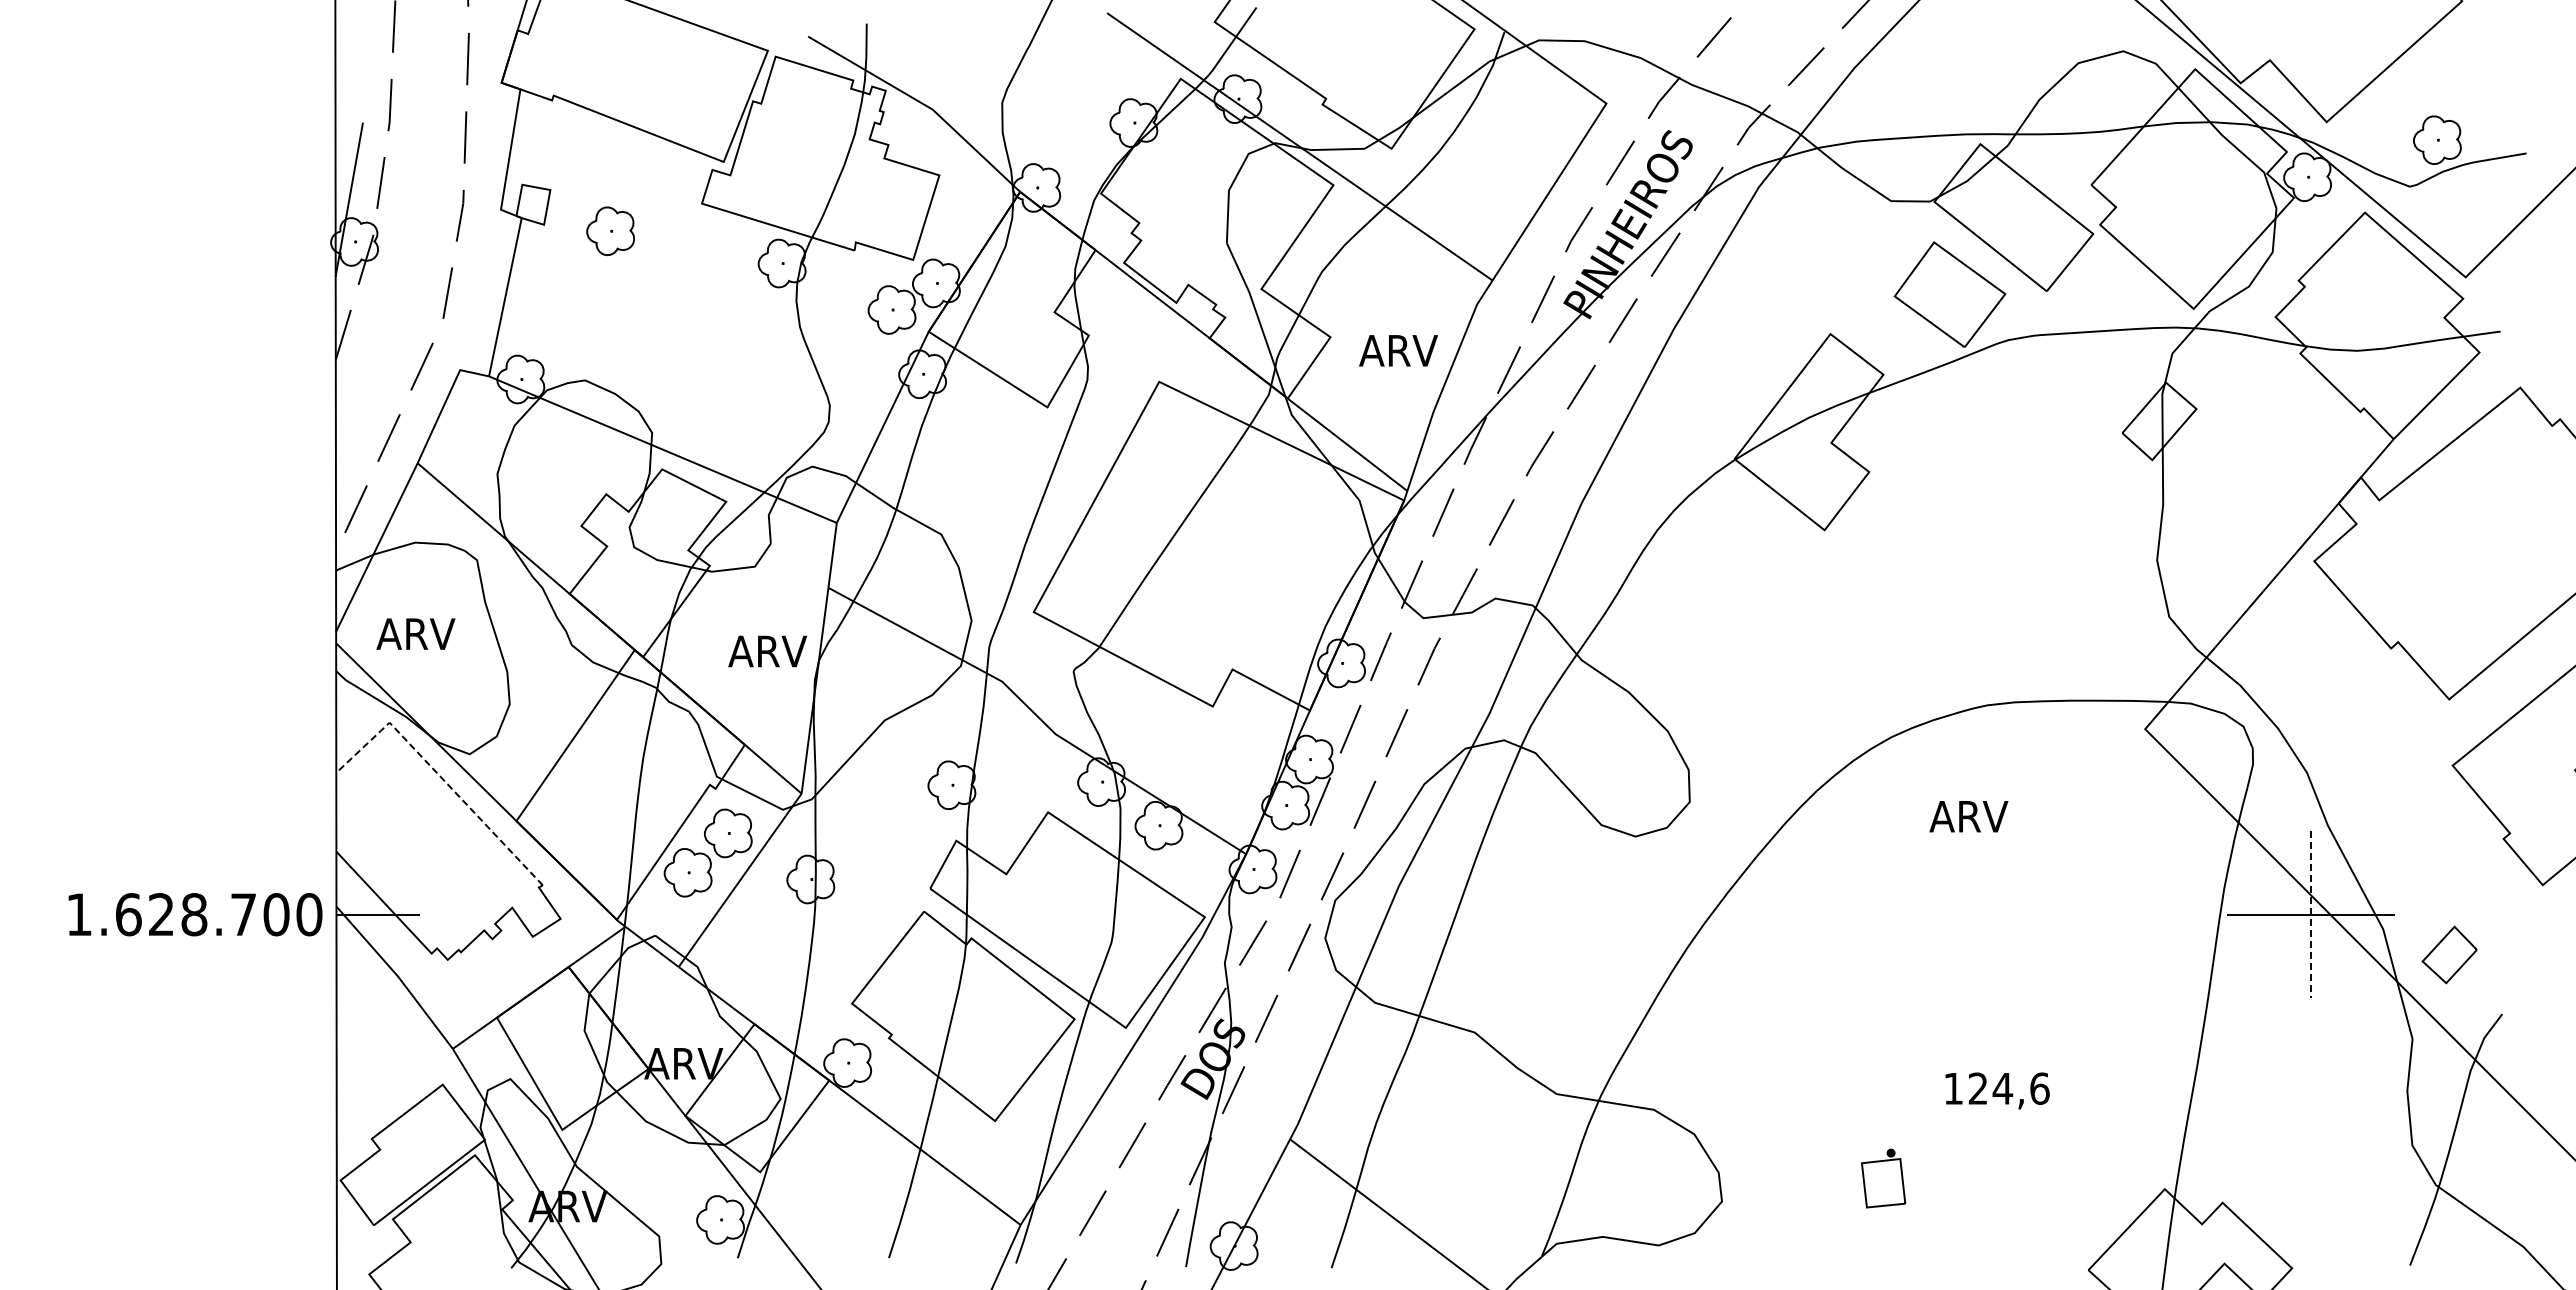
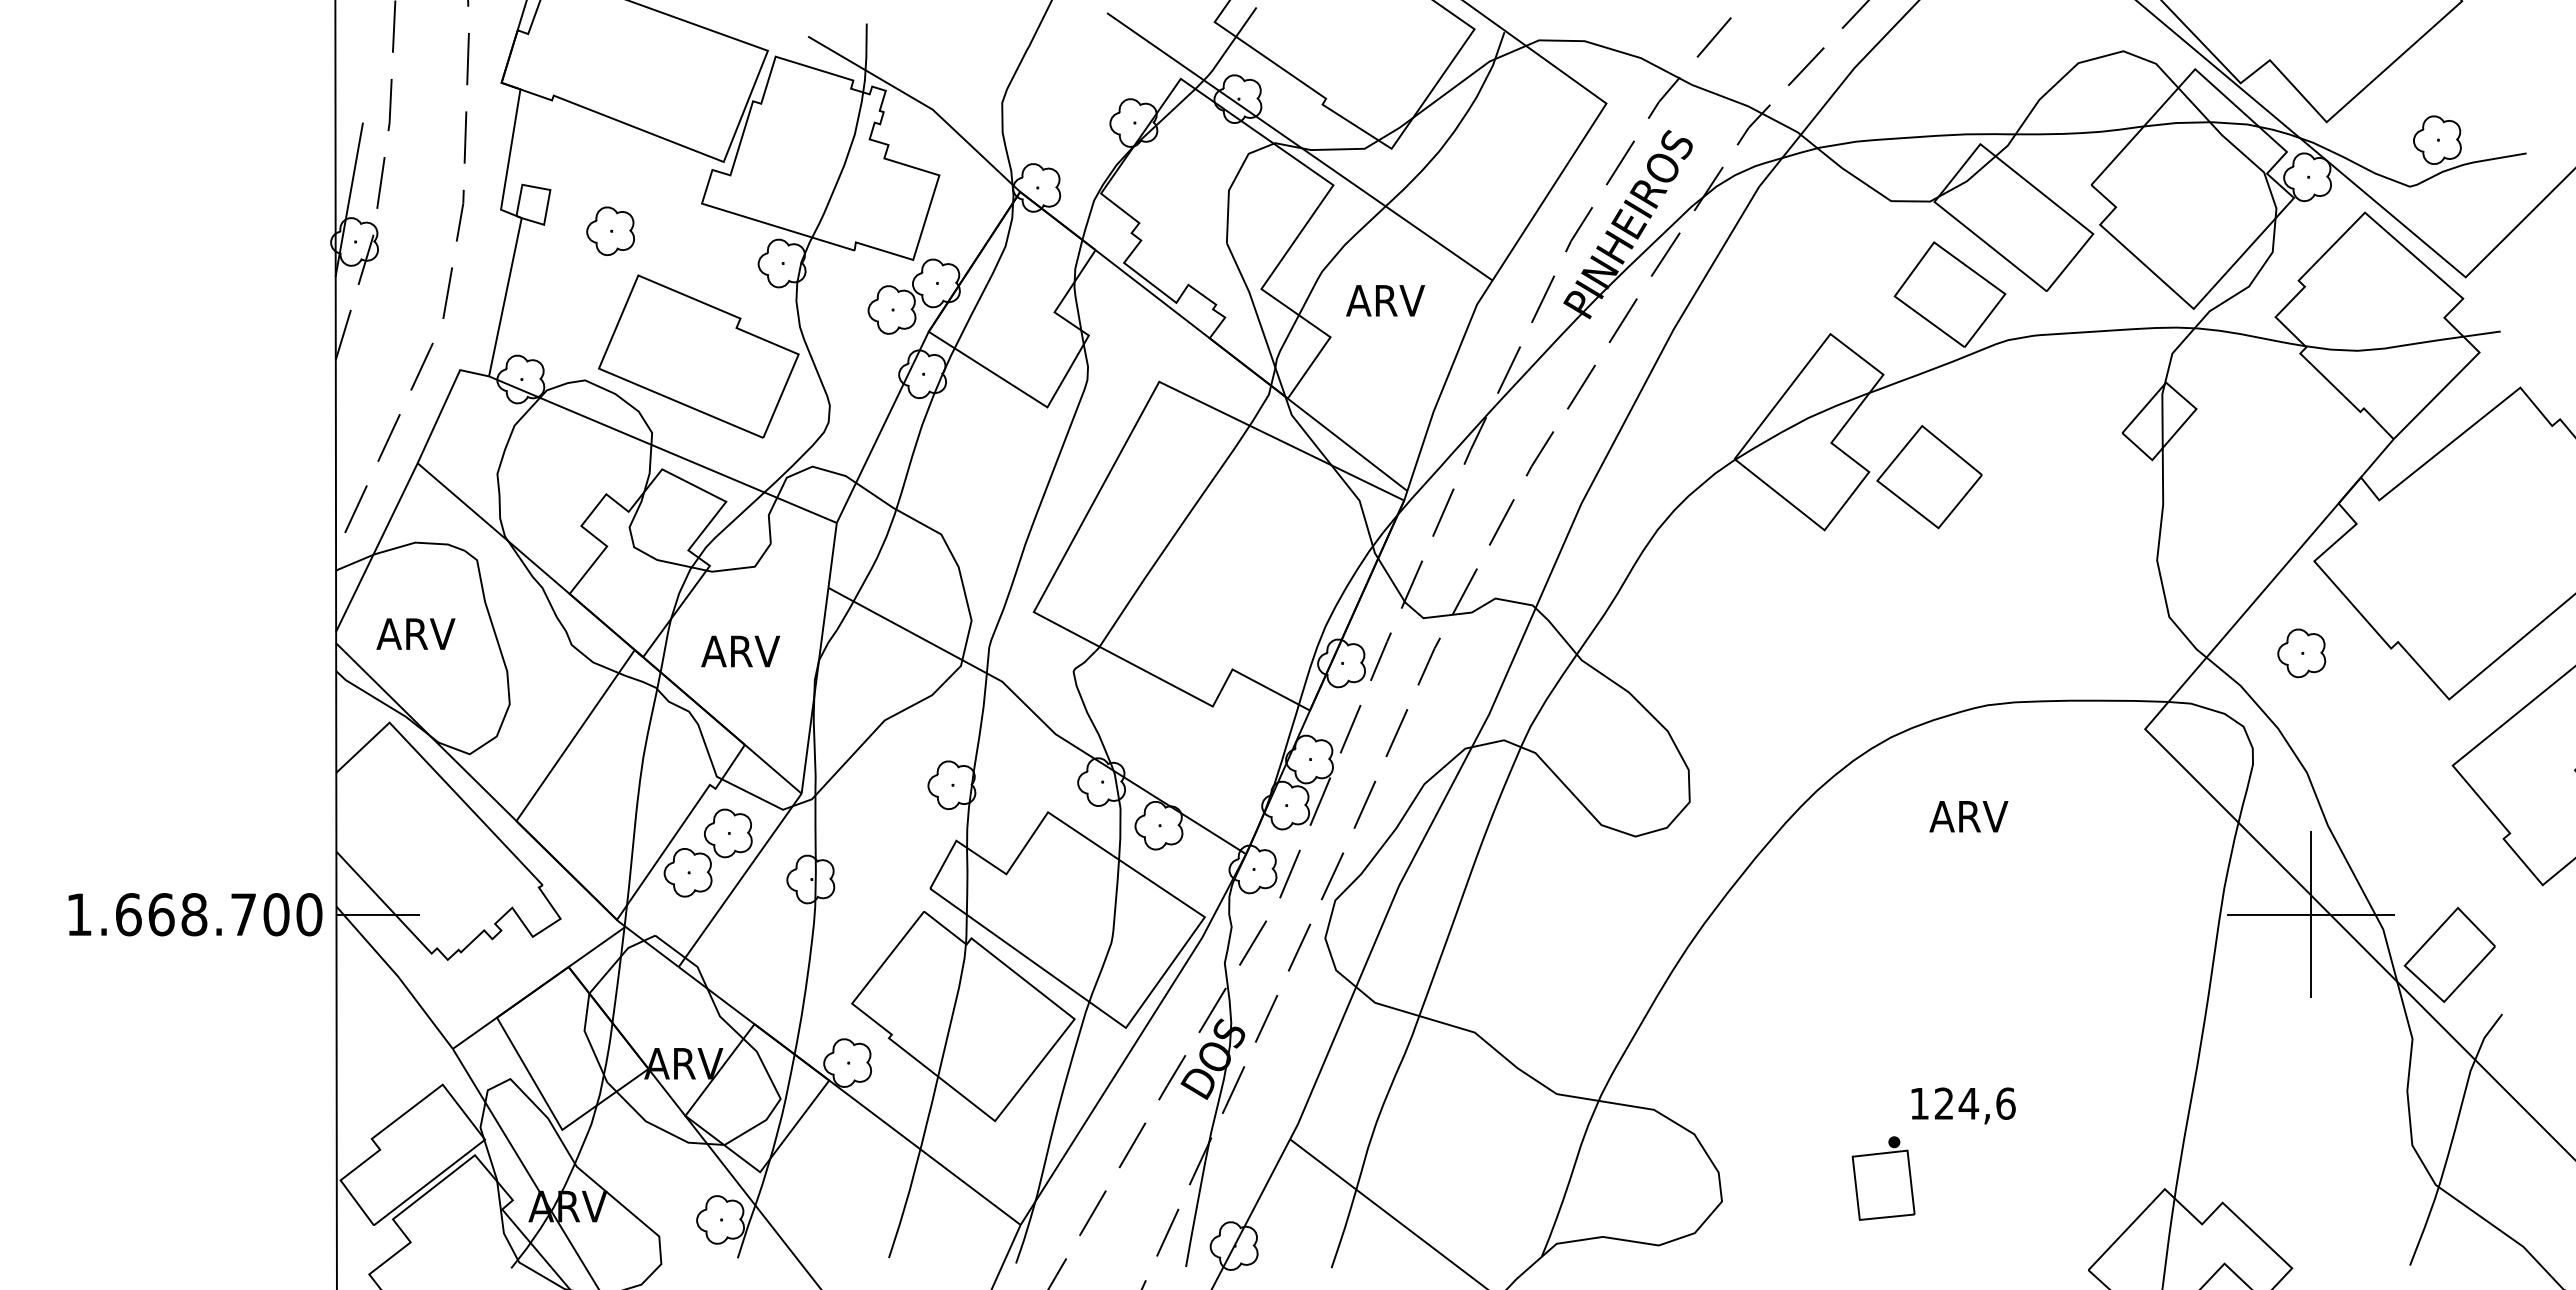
text position: (1398, 350) -> (1385, 300) (1385, 300)
part: none -> present (698, 356)
part: none -> present (1929, 477)
text position: (767, 651) -> (740, 651) (740, 651)
part: none -> present (2301, 653)
line: dashed -> solid (440, 776)
text: 1.628.700 -> 1.668.700 (161, 914)
line: dashed -> solid (2311, 914)
part size: 57x60 px -> 93x96 px (2449, 954)
text position: (1997, 1090) -> (1963, 1105) (1963, 1105)
part size: 46x61 px -> 65x85 px (1883, 1178)
